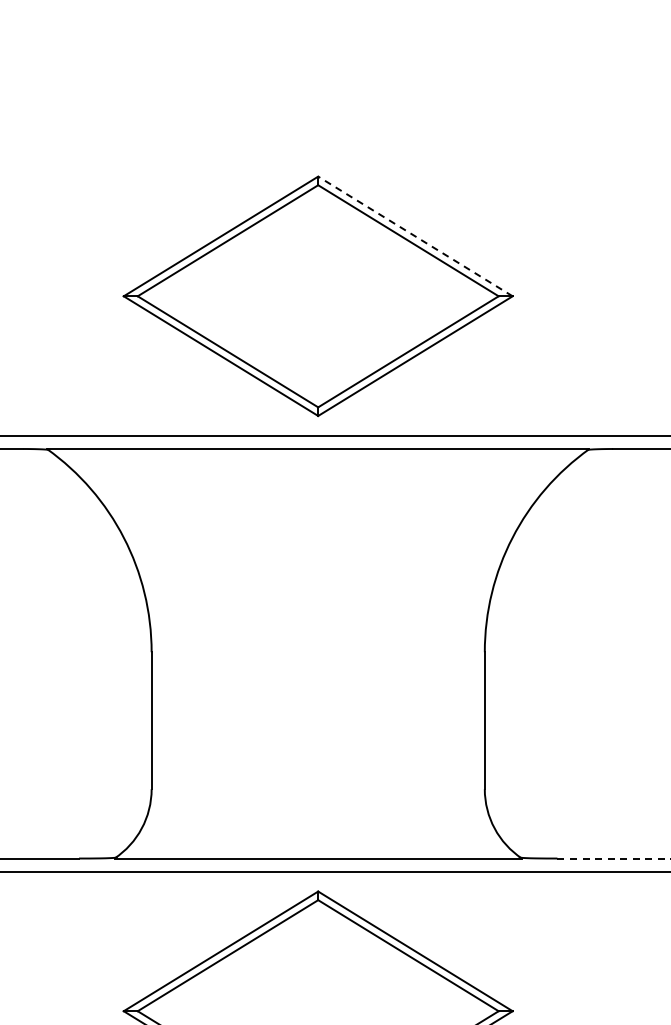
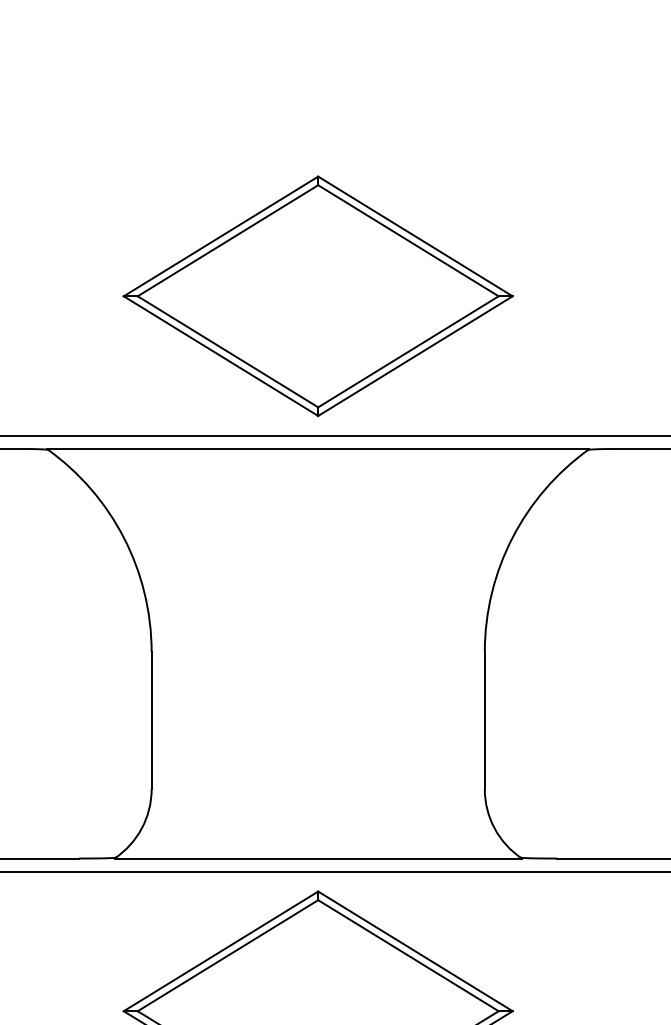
line: dashed -> solid (415, 236)
line: dashed -> solid (614, 858)
